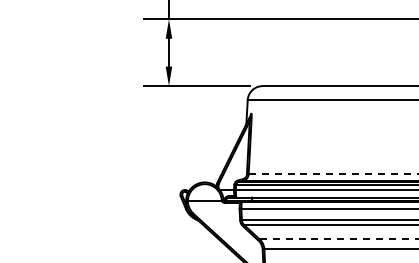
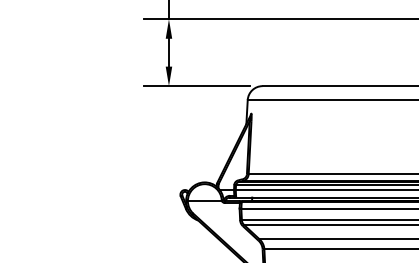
line: dashed -> solid (333, 174)
line: dashed -> solid (339, 239)
